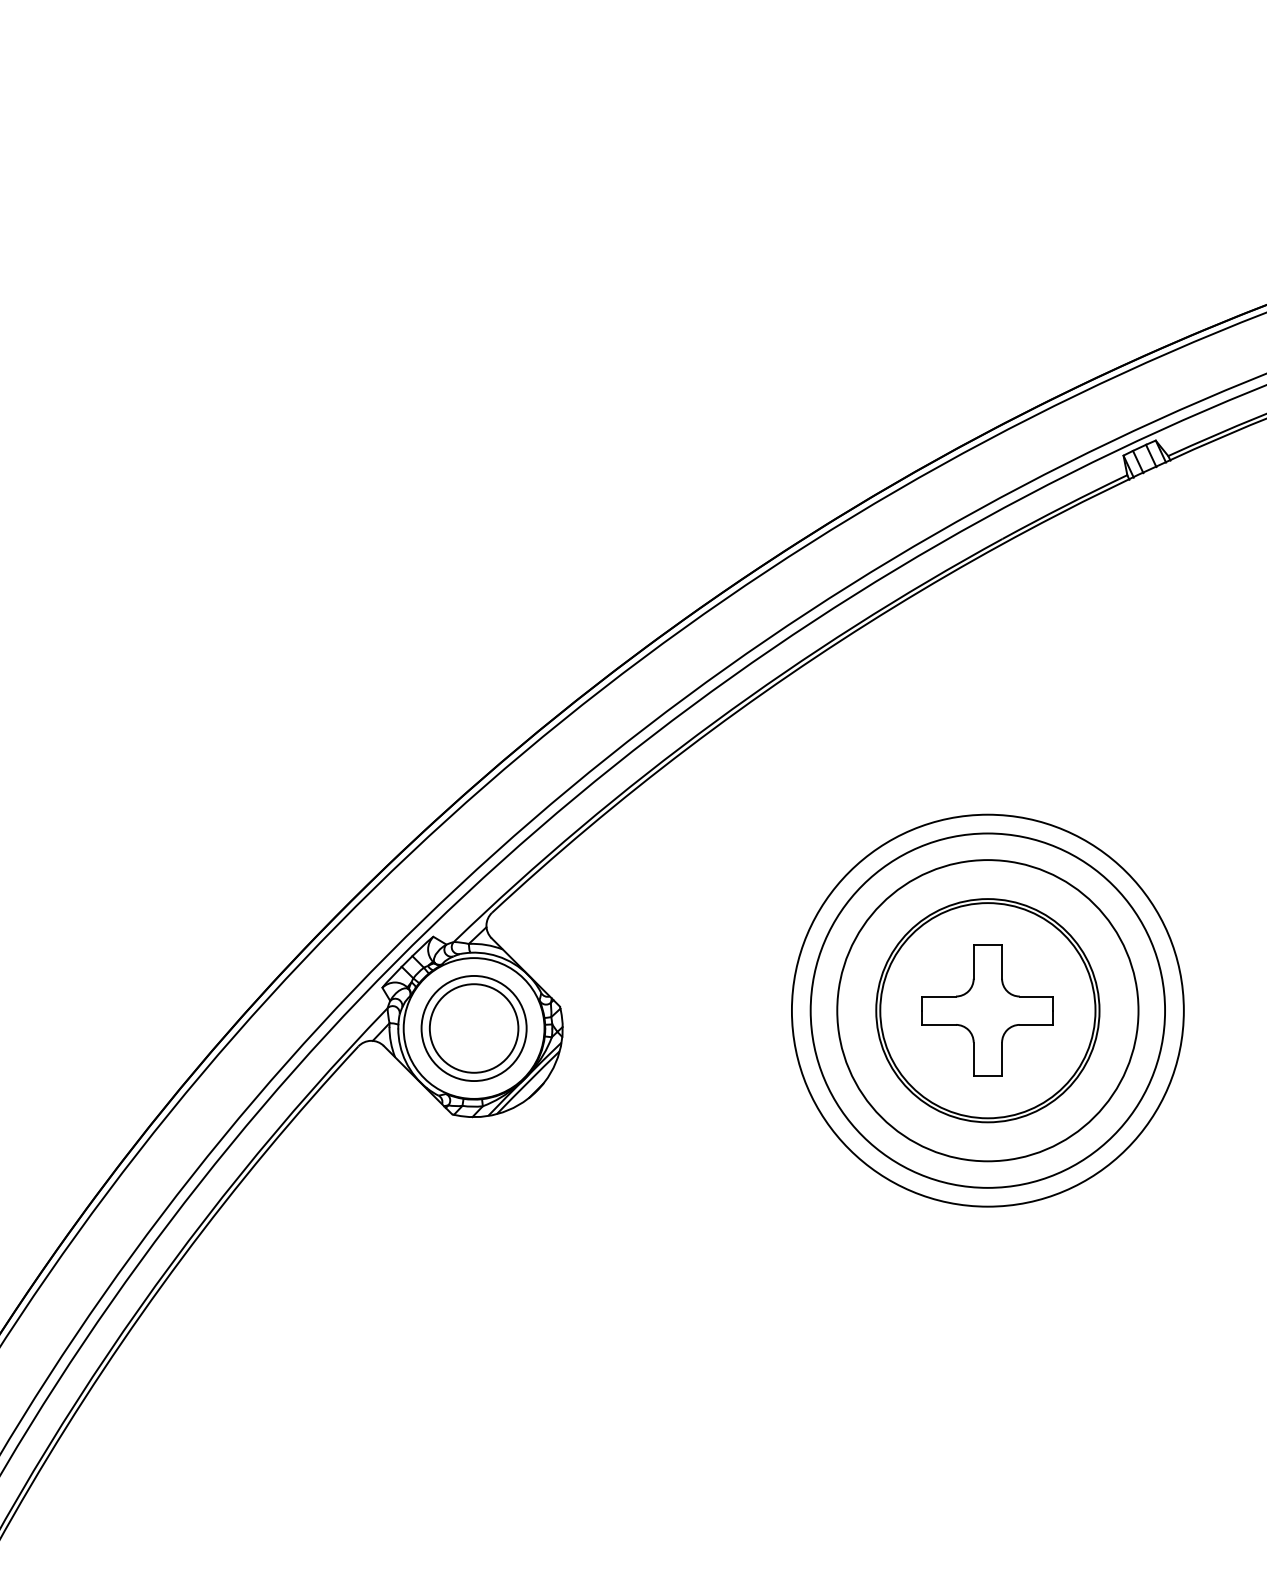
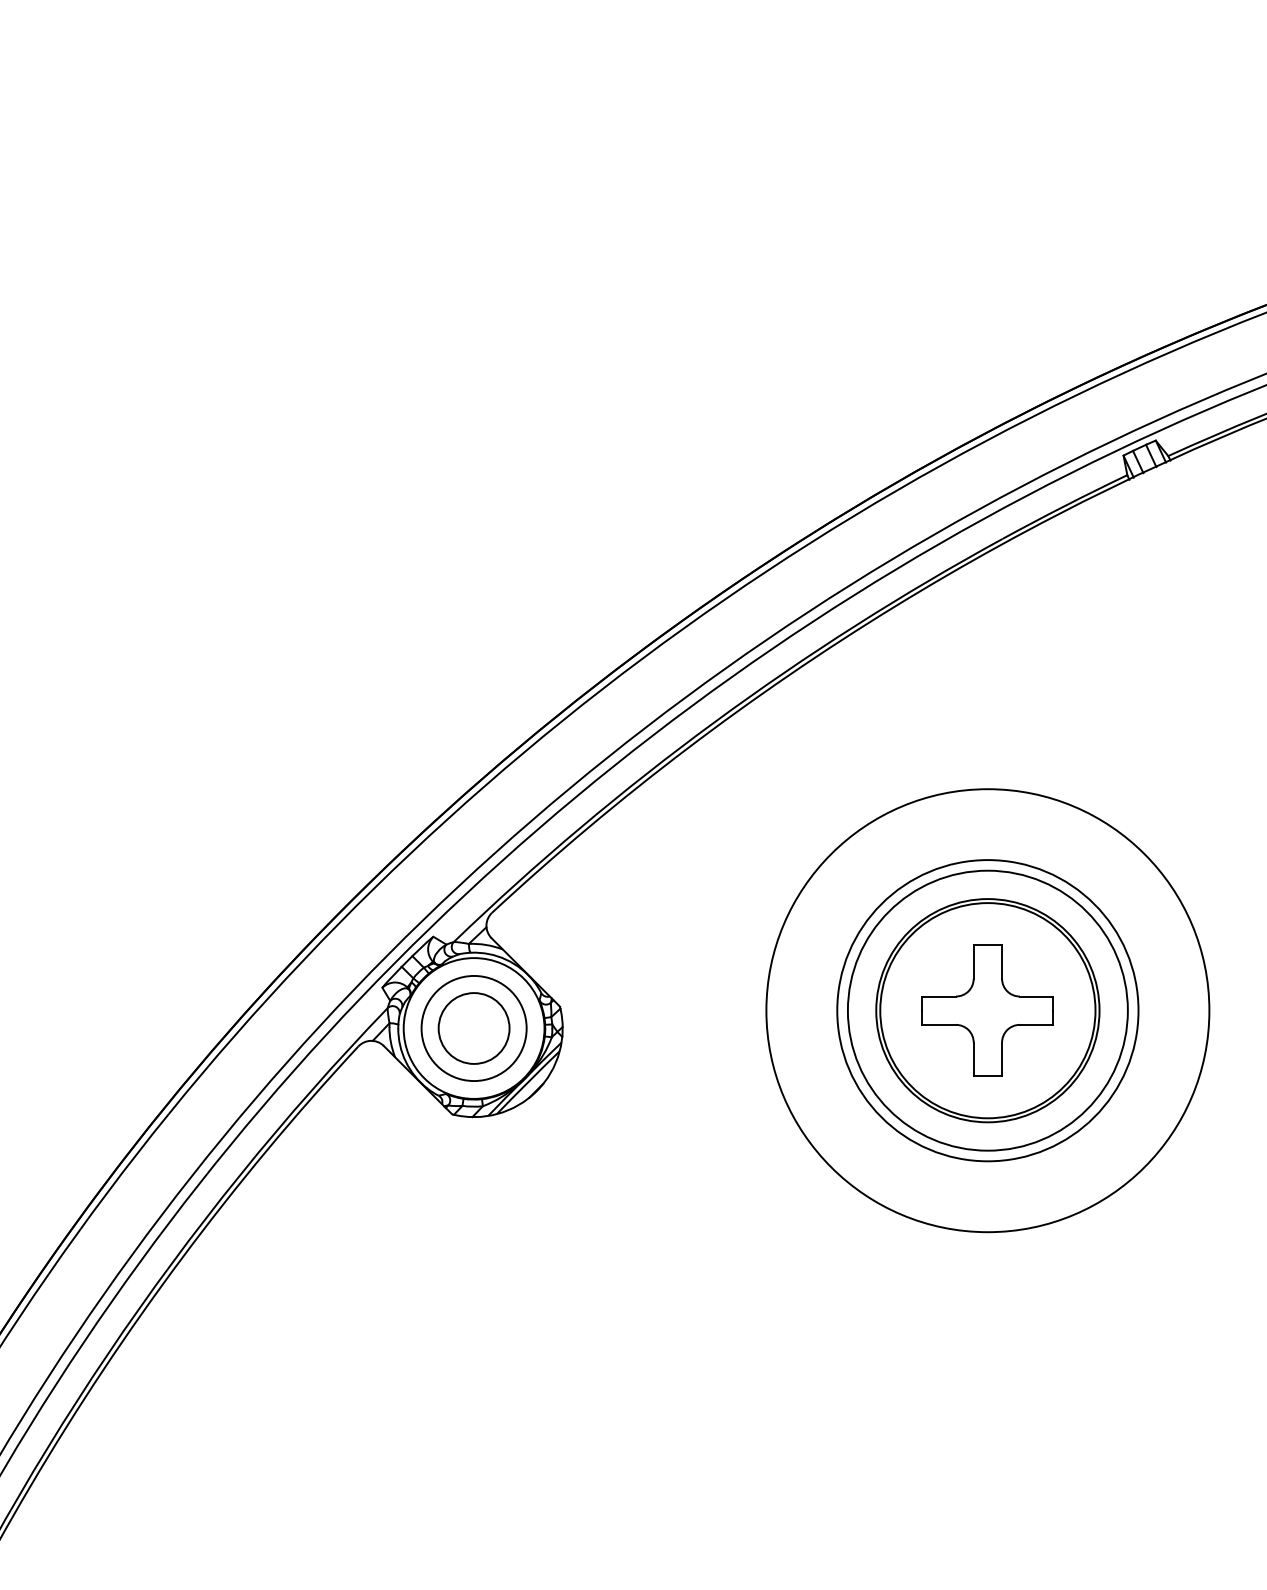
circle diameter: 354 px -> 443 px (987, 1010)
circle diameter: 392 px -> 280 px (987, 1010)
circle diameter: 89 px -> 71 px (473, 1028)
